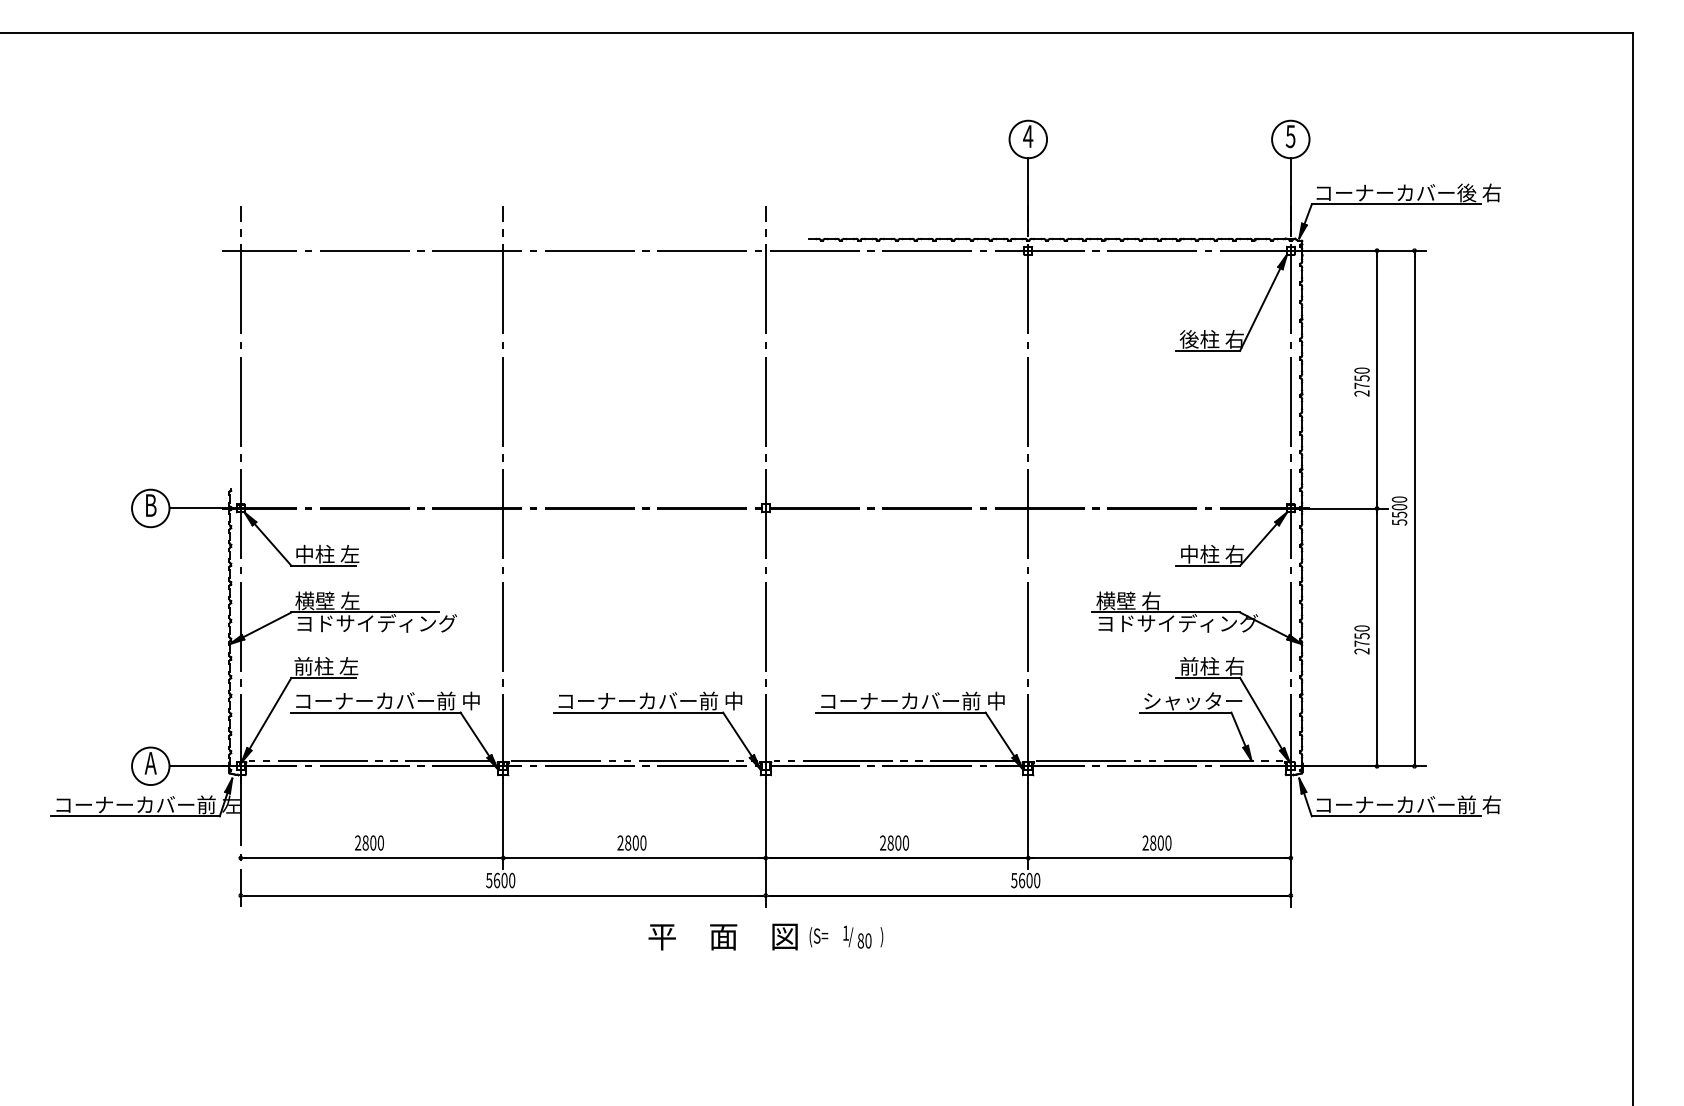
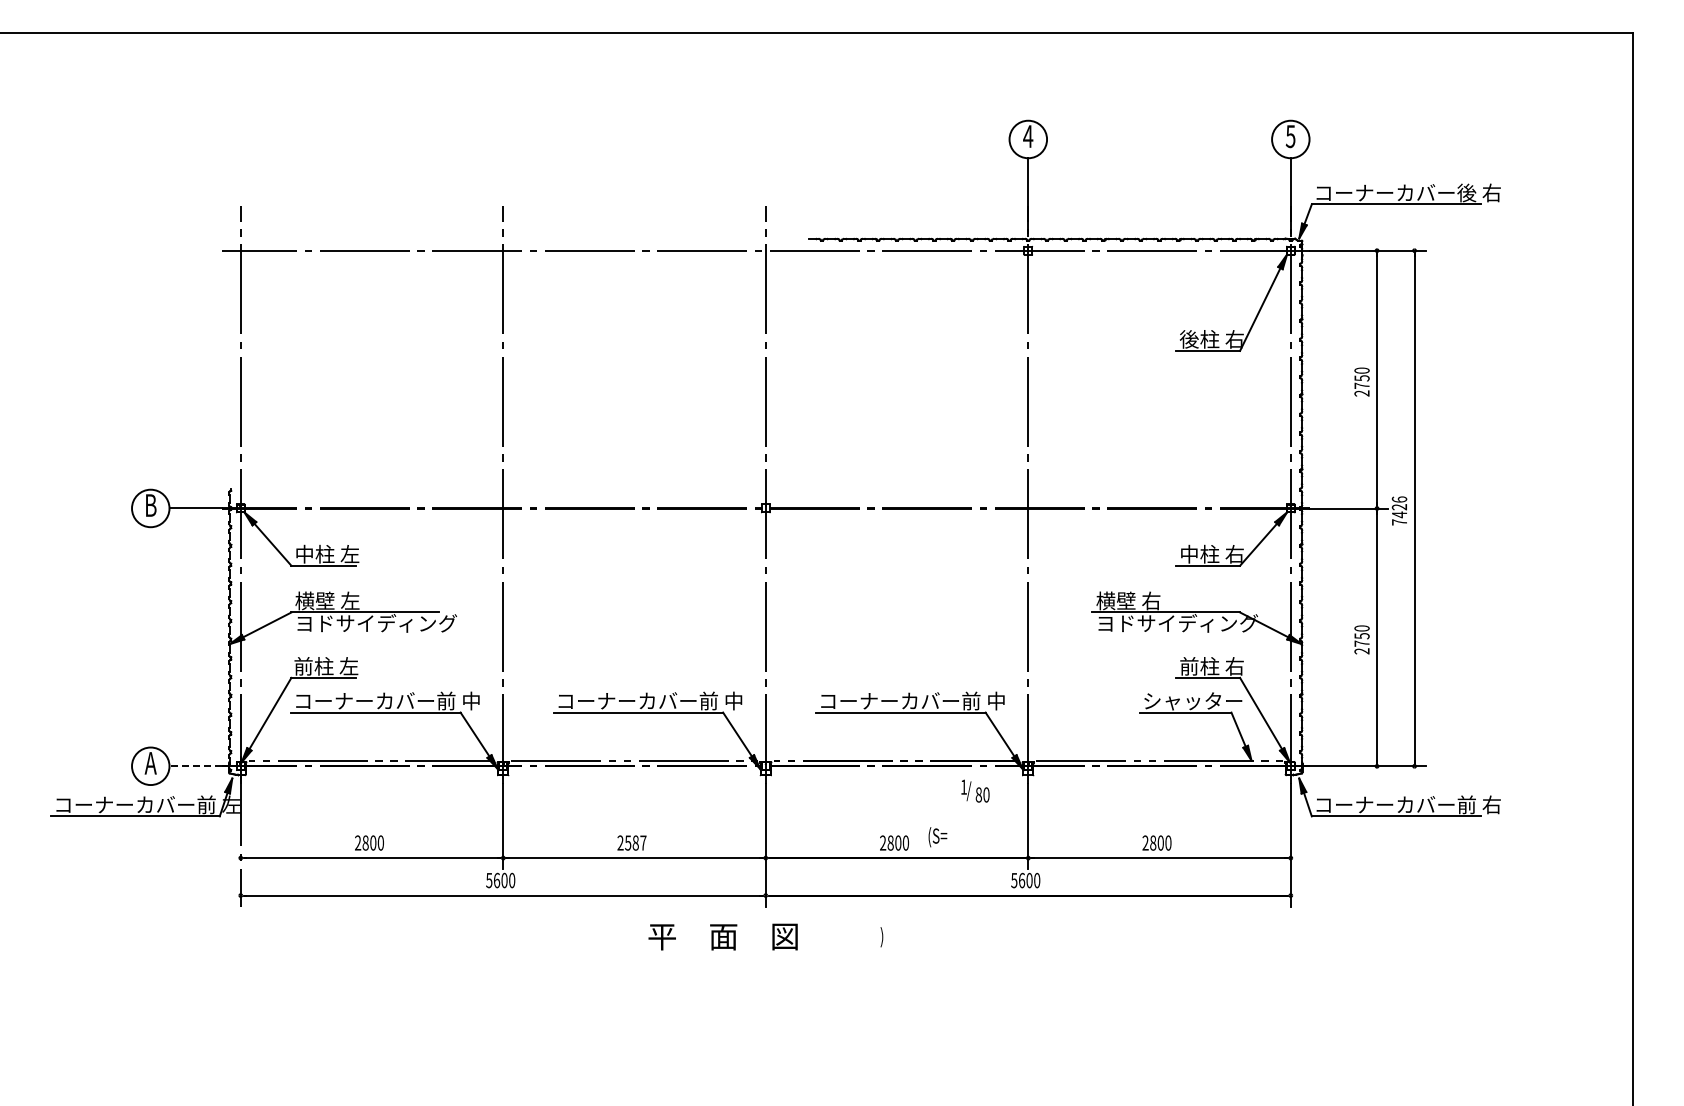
text: 5500 -> 7426 (1399, 510)
line: solid -> dashed (195, 766)
text: 2800 -> 2587 (635, 842)
text position: (857, 936) -> (975, 790) (975, 790)
text position: (818, 937) -> (937, 837) (937, 837)
